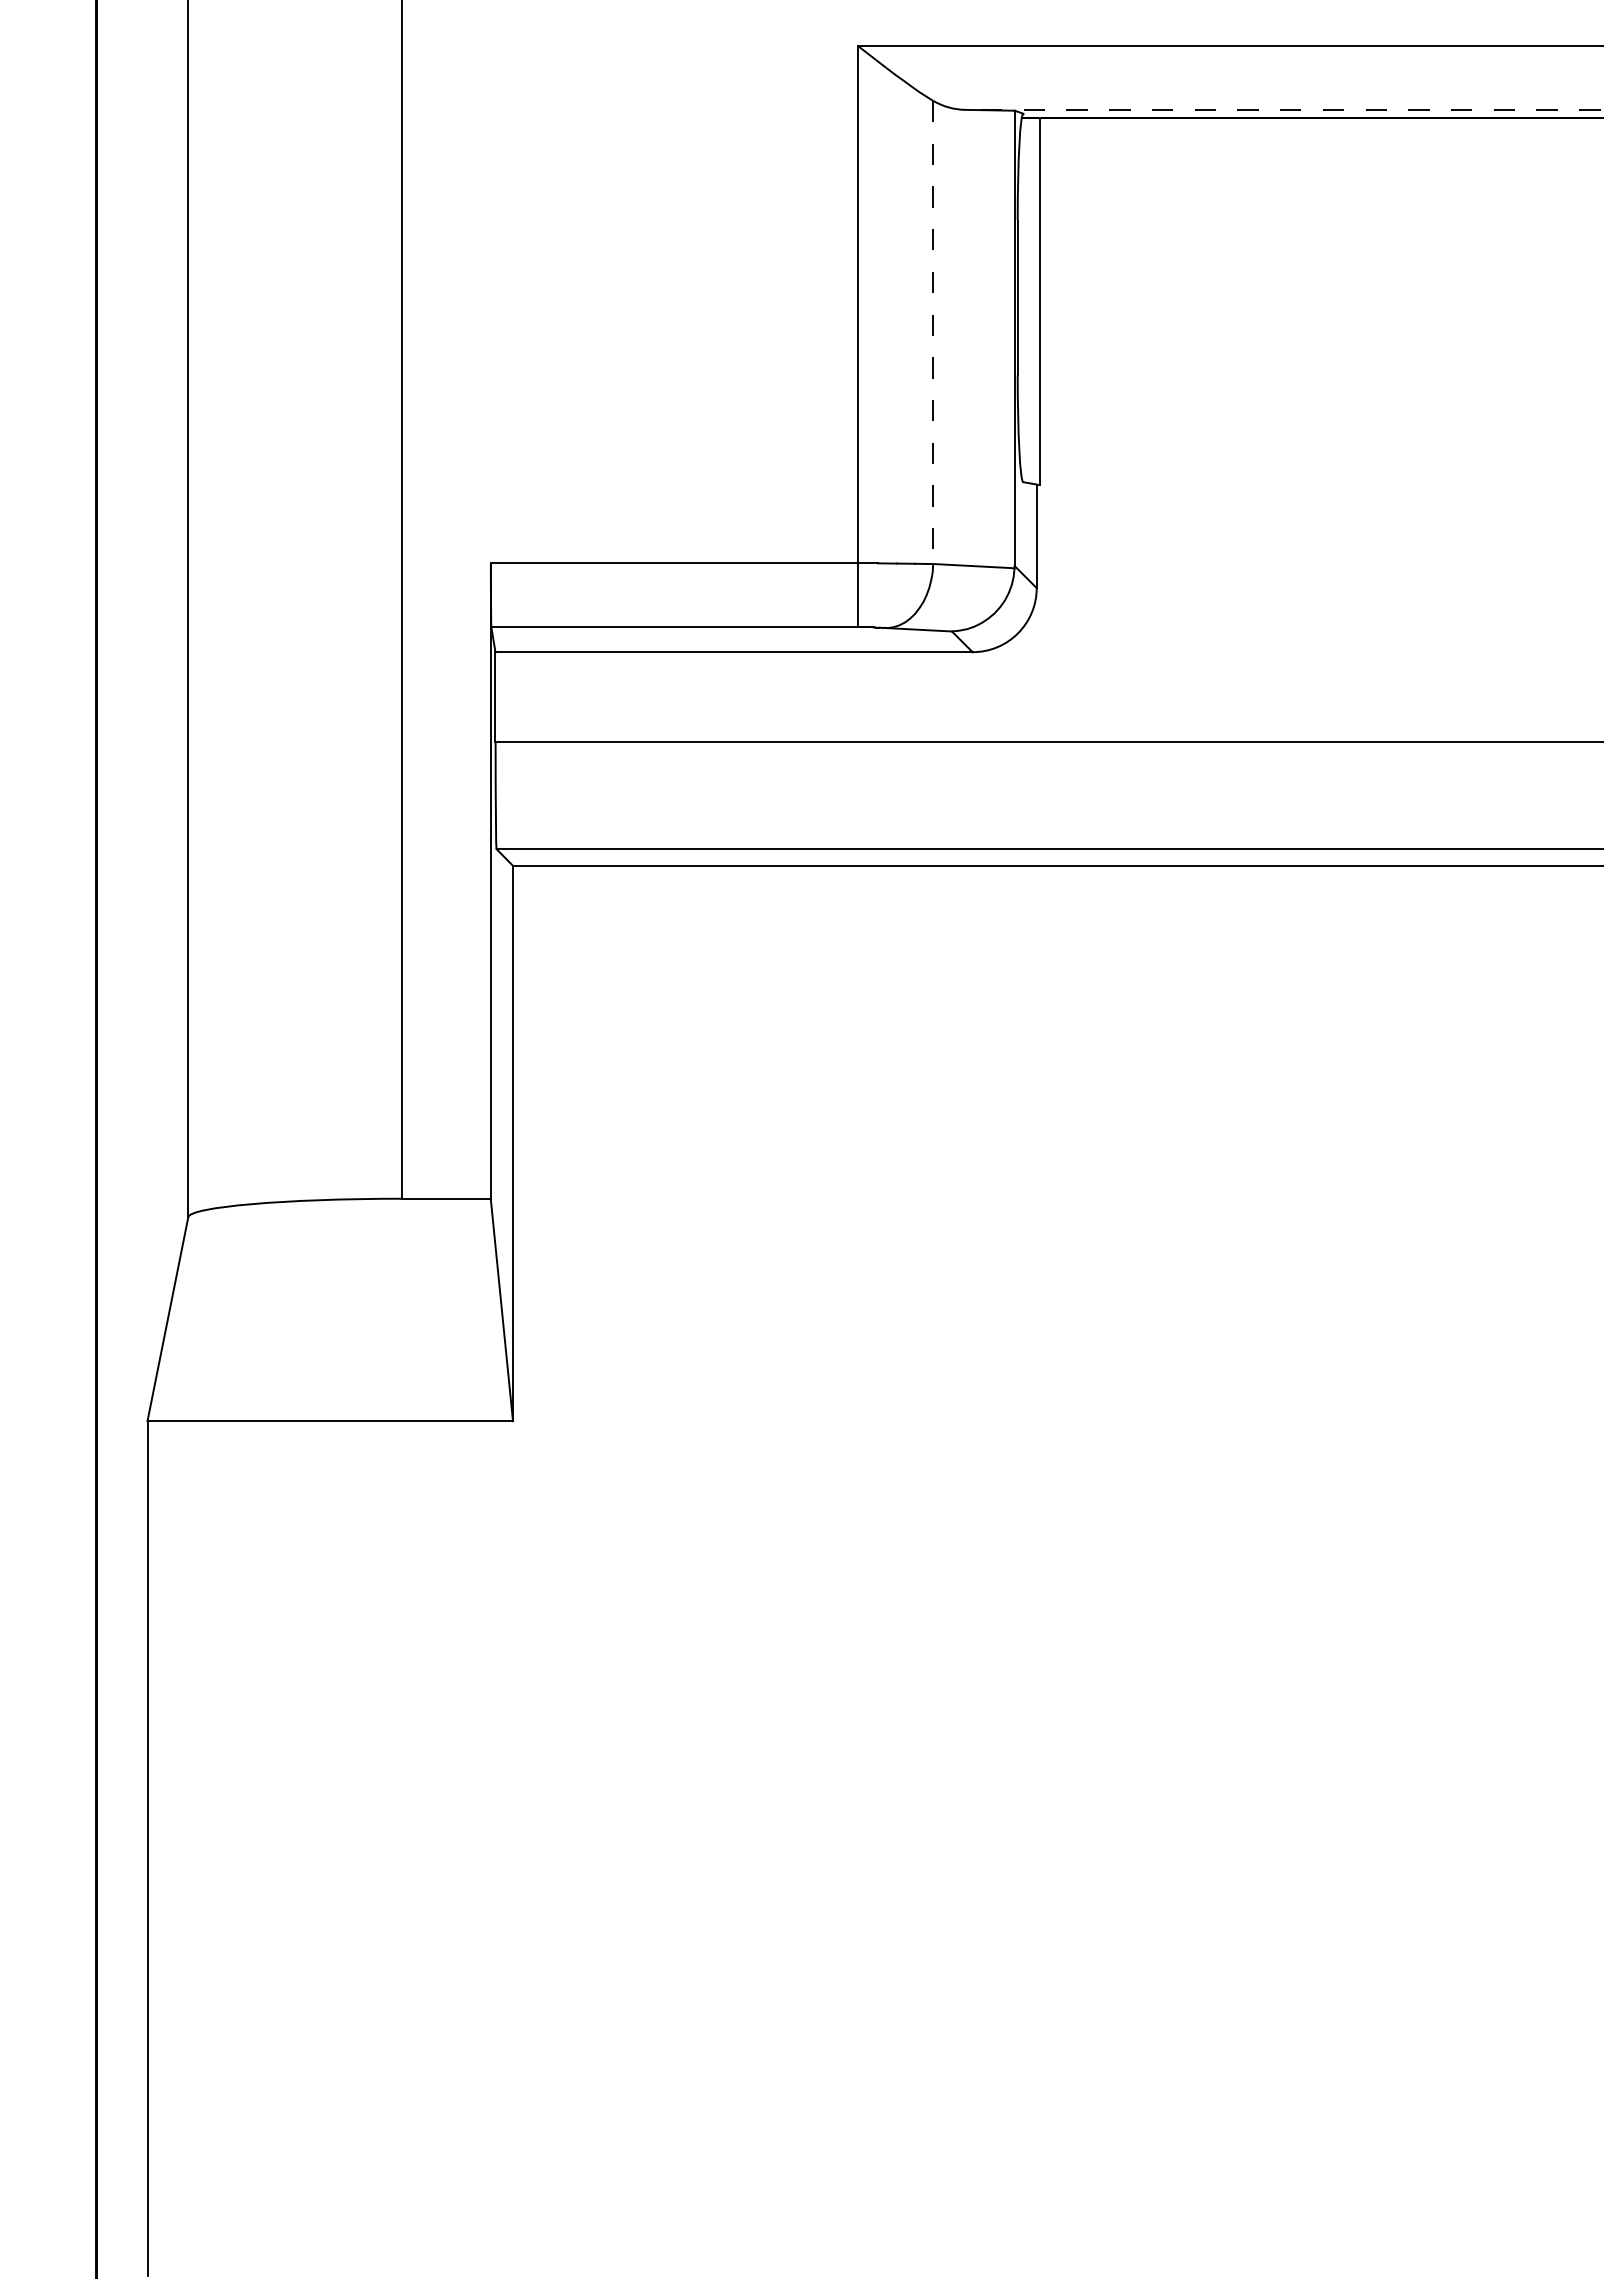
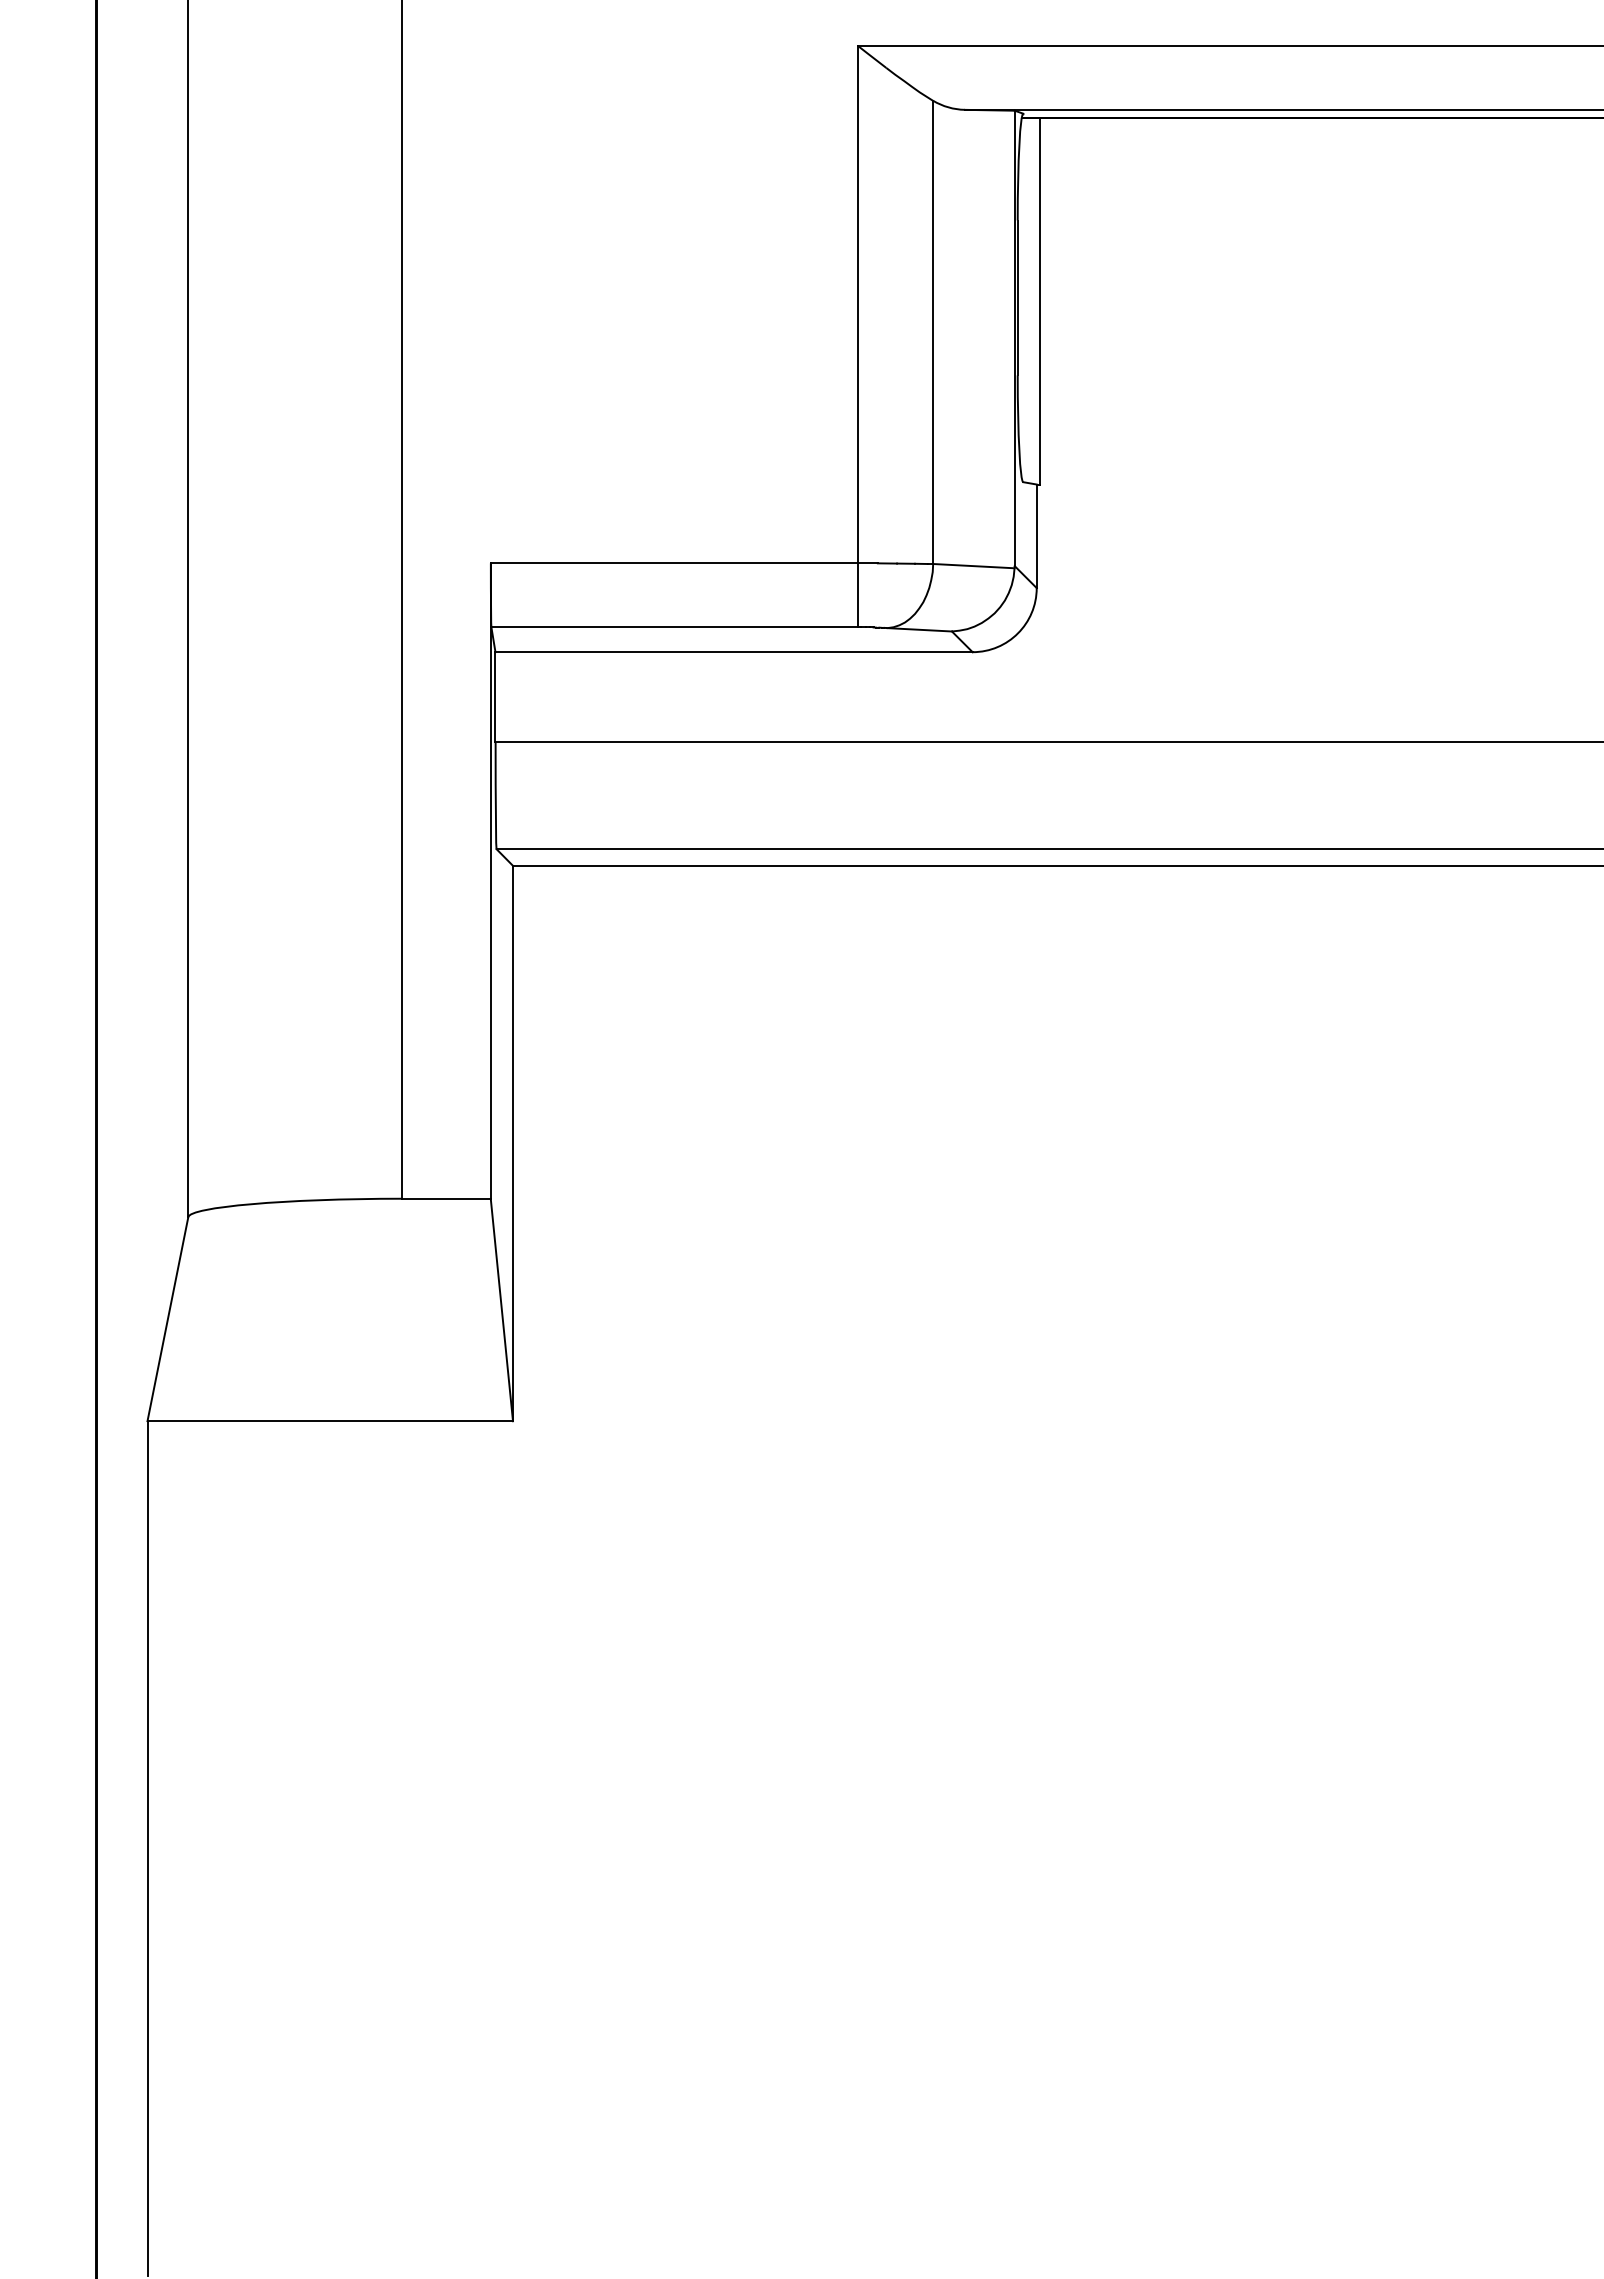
line: dashed -> solid (1283, 109)
line: dashed -> solid (933, 332)
